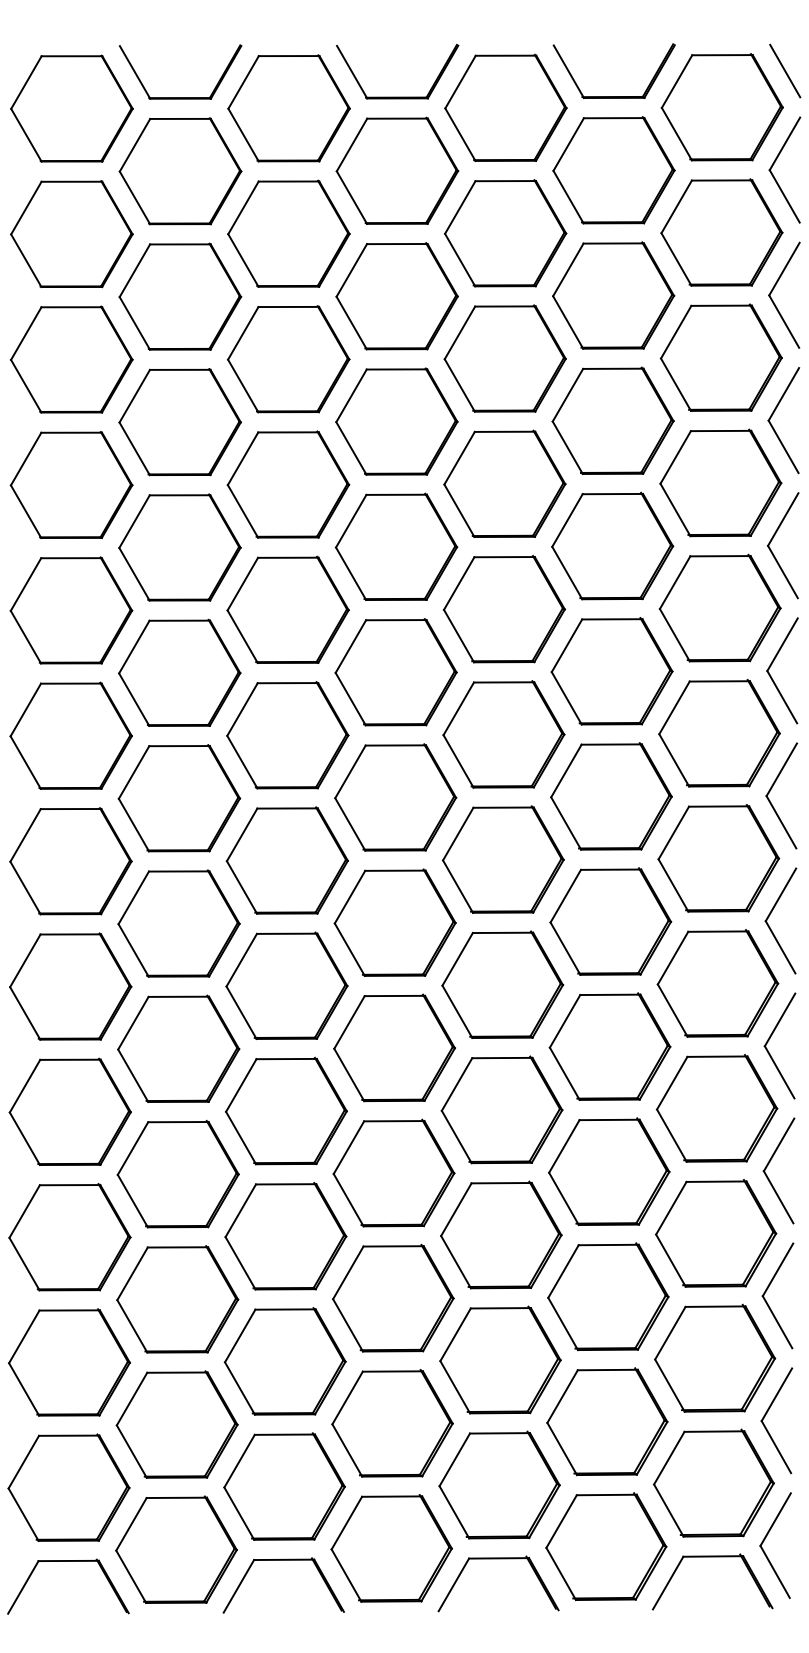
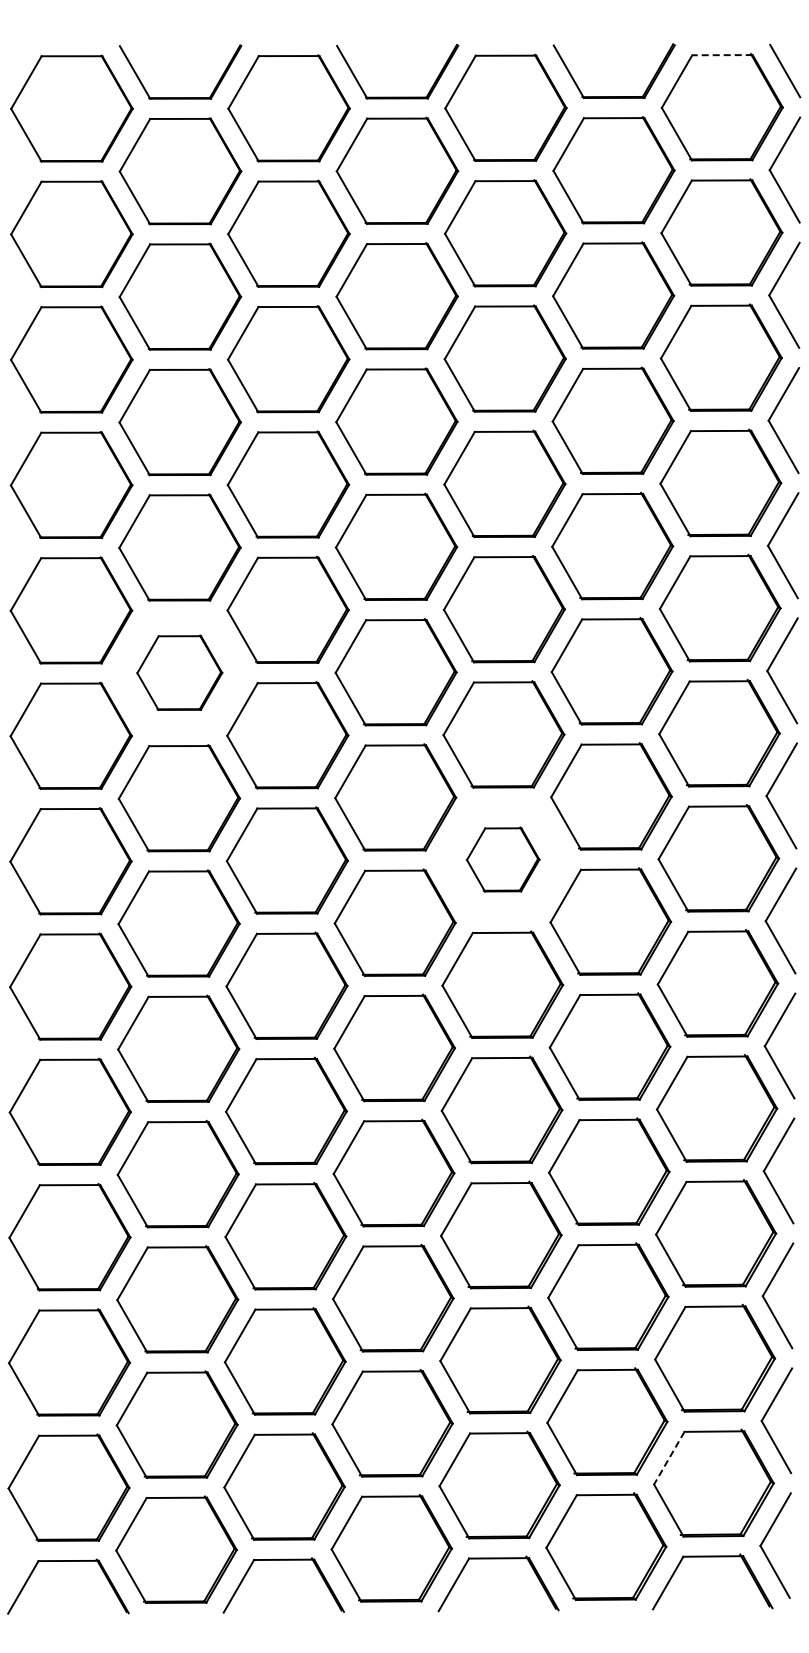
line: solid -> dashed (722, 55)
part size: 124x109 px -> 88x77 px (179, 672)
part size: 124x109 px -> 75x67 px (503, 859)
line: solid -> dashed (669, 1458)
